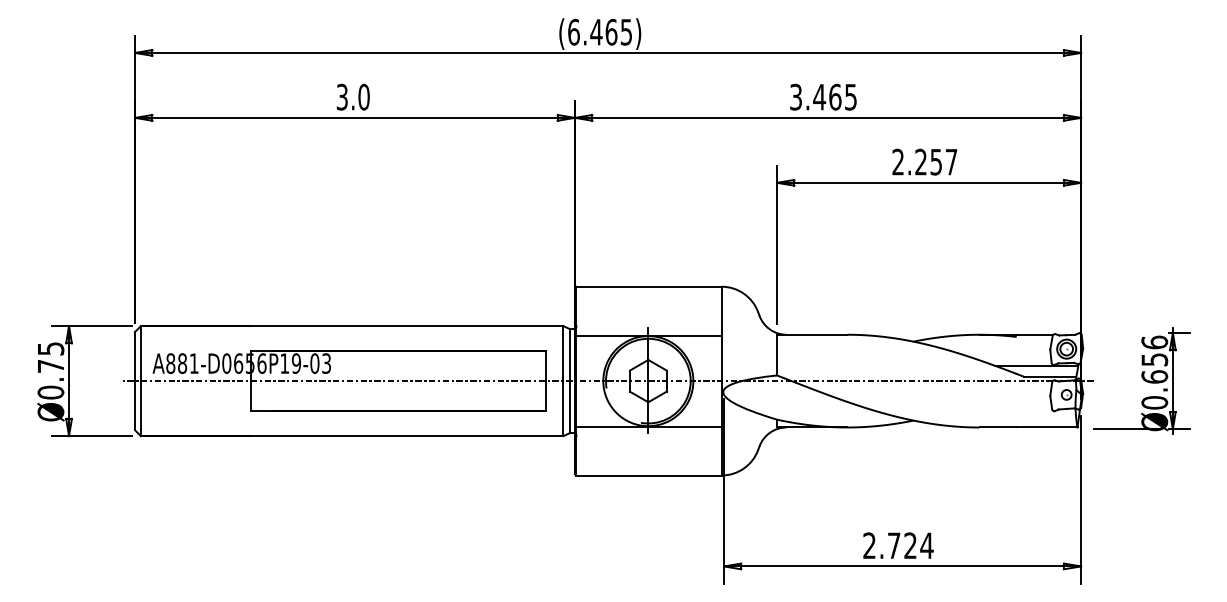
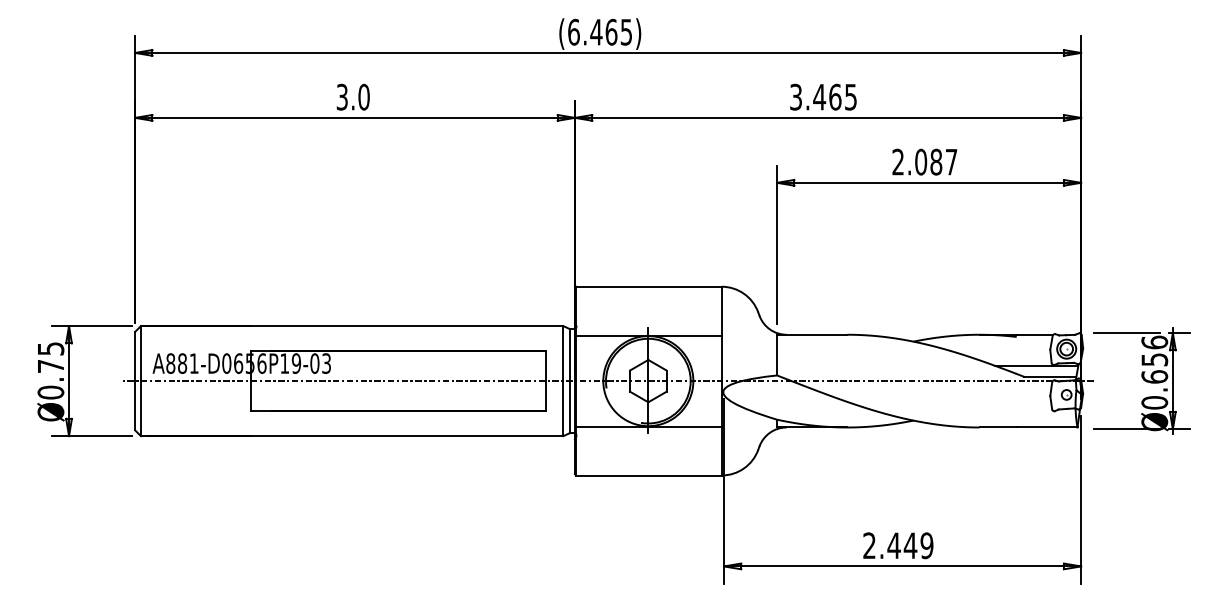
text: 2.257 -> 2.087 (928, 161)
line: none -> present (1126, 333)
text: 2.724 -> 2.449 (910, 545)
